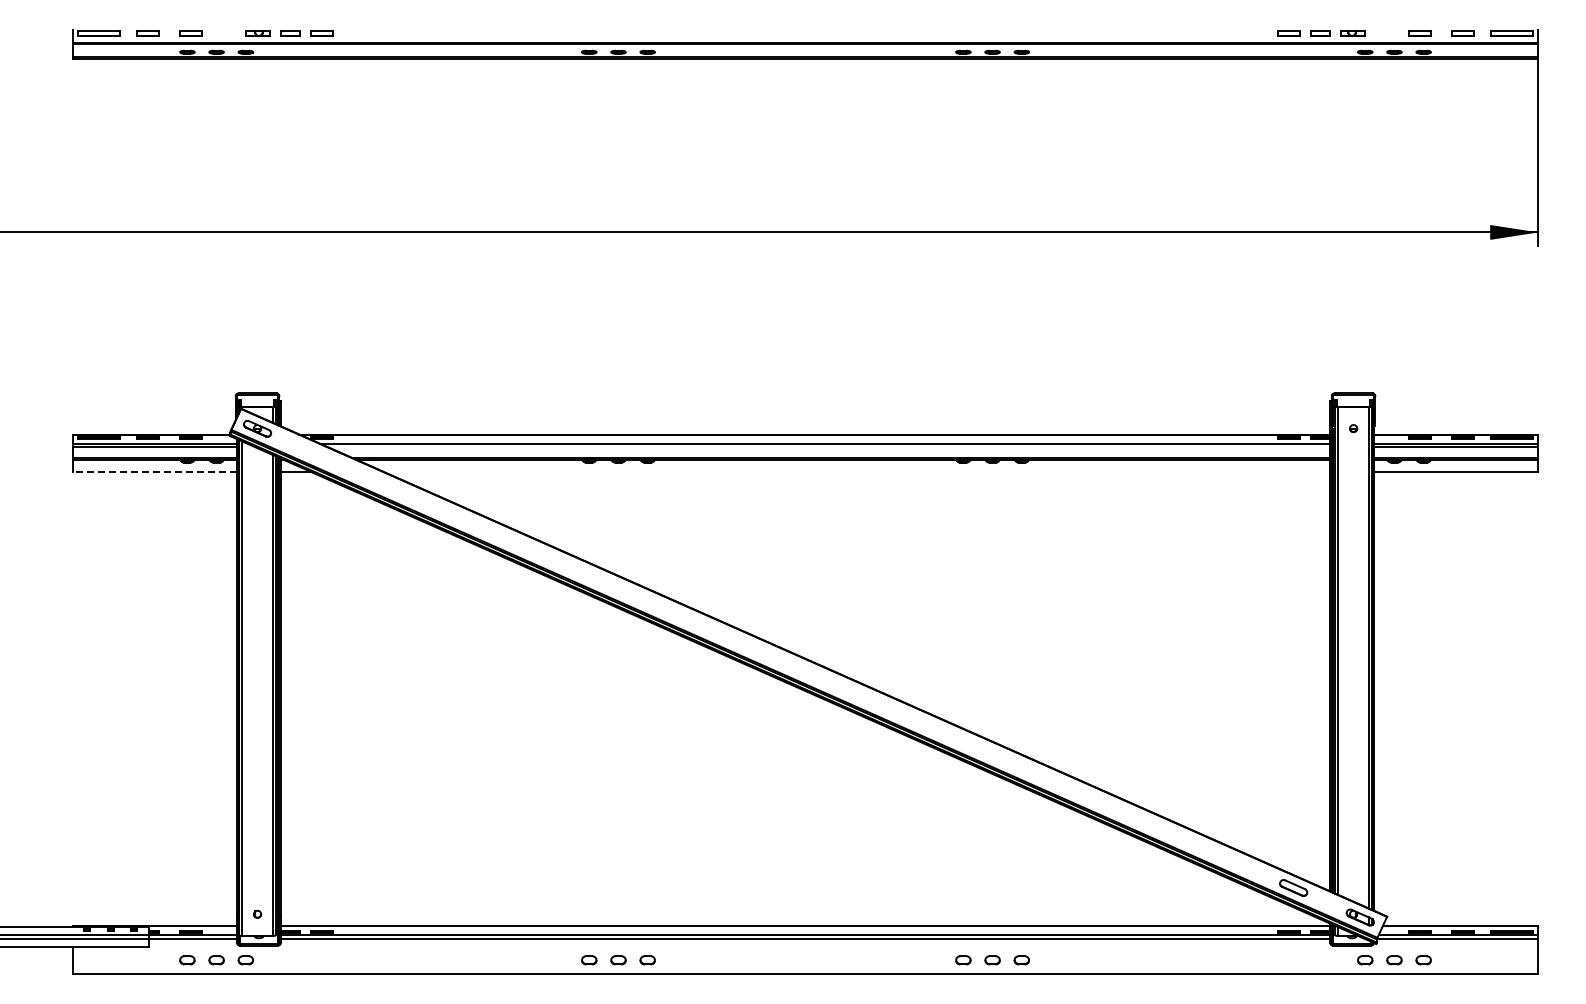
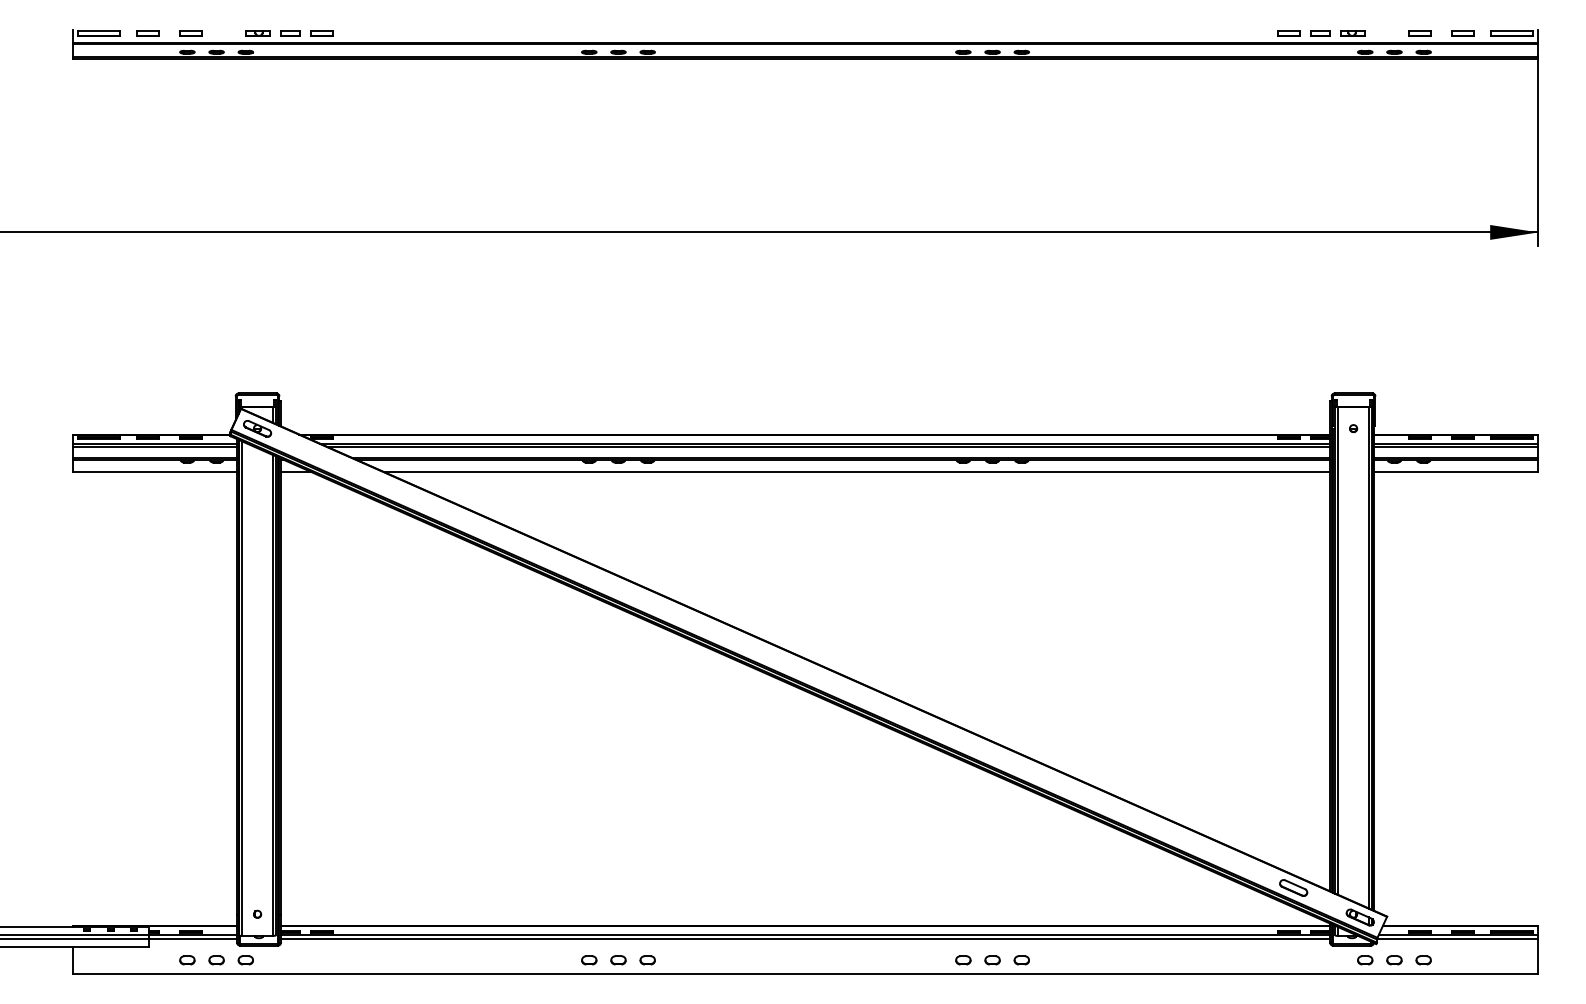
line: none -> present (829, 447)
line: dashed -> solid (154, 472)
line: none -> present (856, 472)
